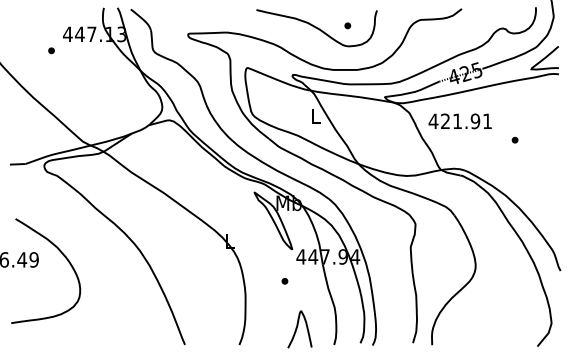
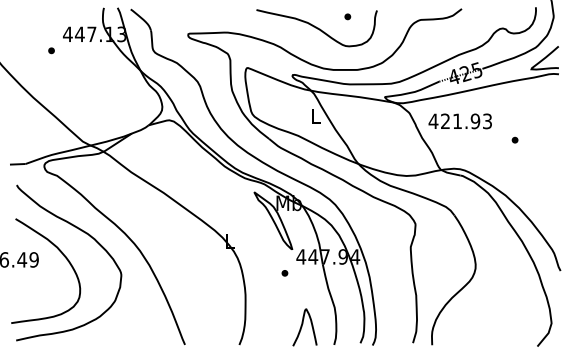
part position: (347, 25) -> (347, 16) (347, 16)
text: 421.91 -> 421.93 (487, 121)
curve: none -> present (91, 238)
part position: (284, 281) -> (284, 273) (284, 273)
curve position: (297, 329) -> (302, 327) (302, 327)
